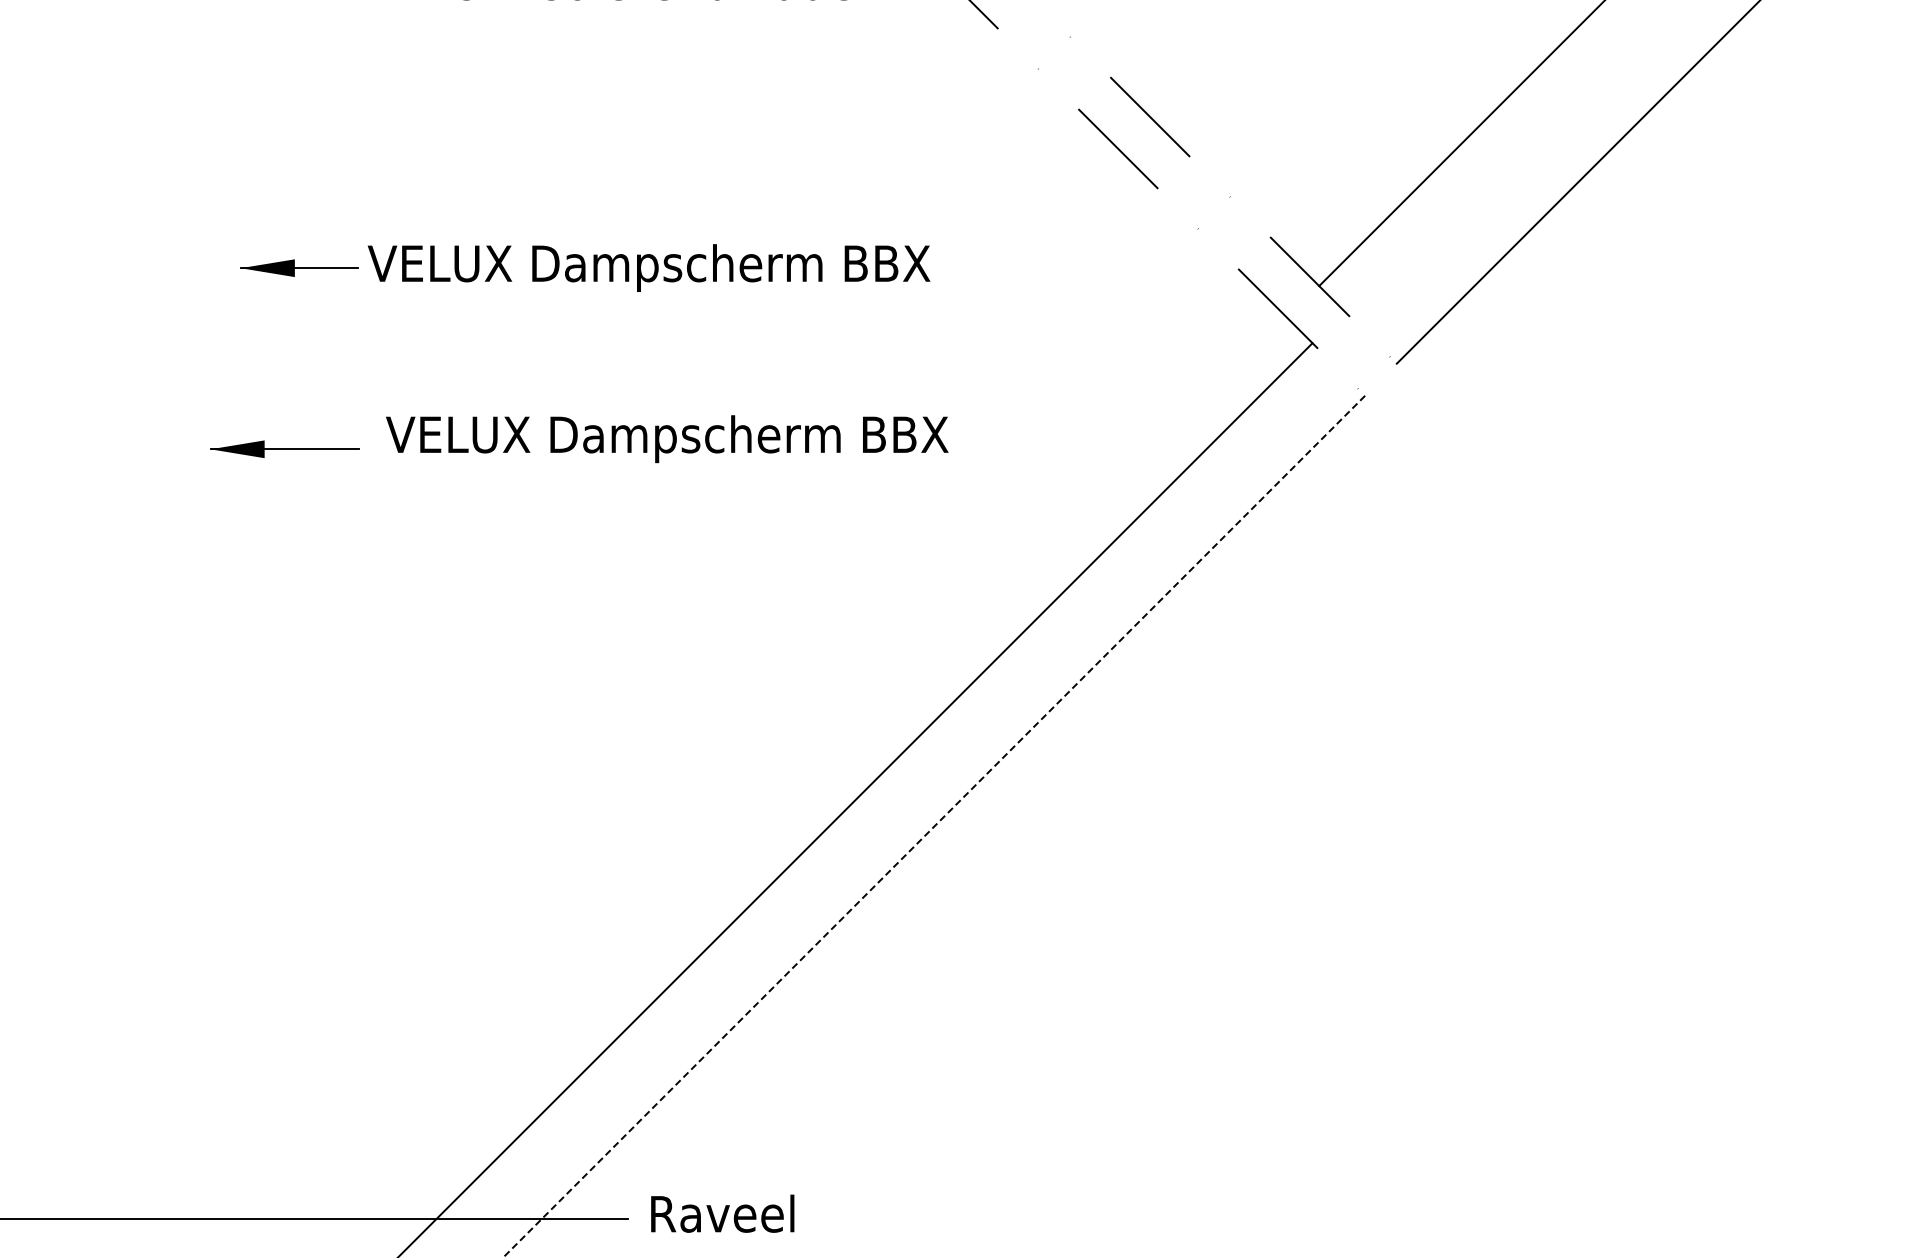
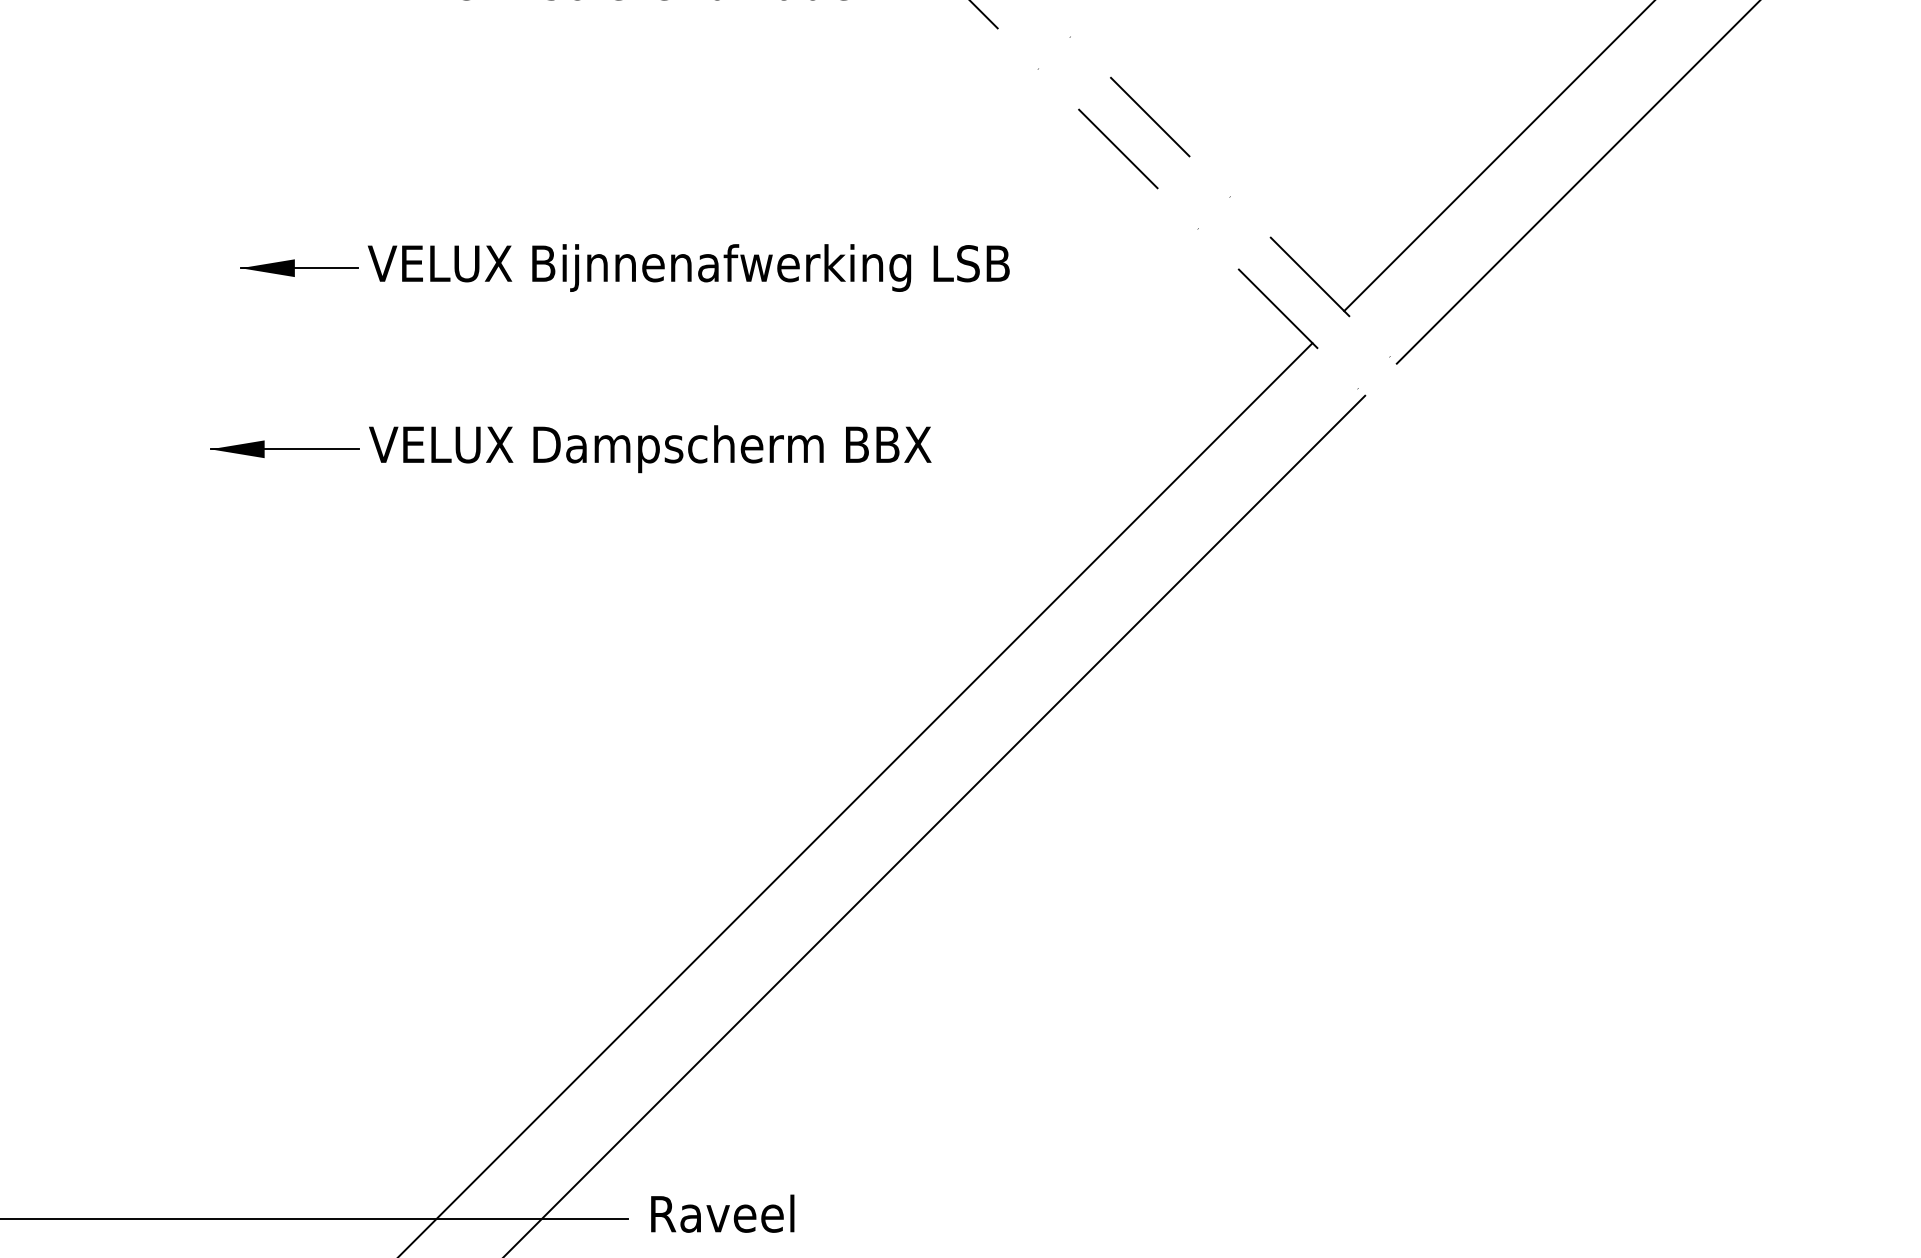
line position: (1460, 144) -> (1498, 156) (1498, 156)
text: VELUX Dampscherm BBX -> VELUX Bijnnenafwerking LSB (772, 267)
text position: (667, 439) -> (650, 449) (650, 449)
line: dashed -> solid (933, 827)
